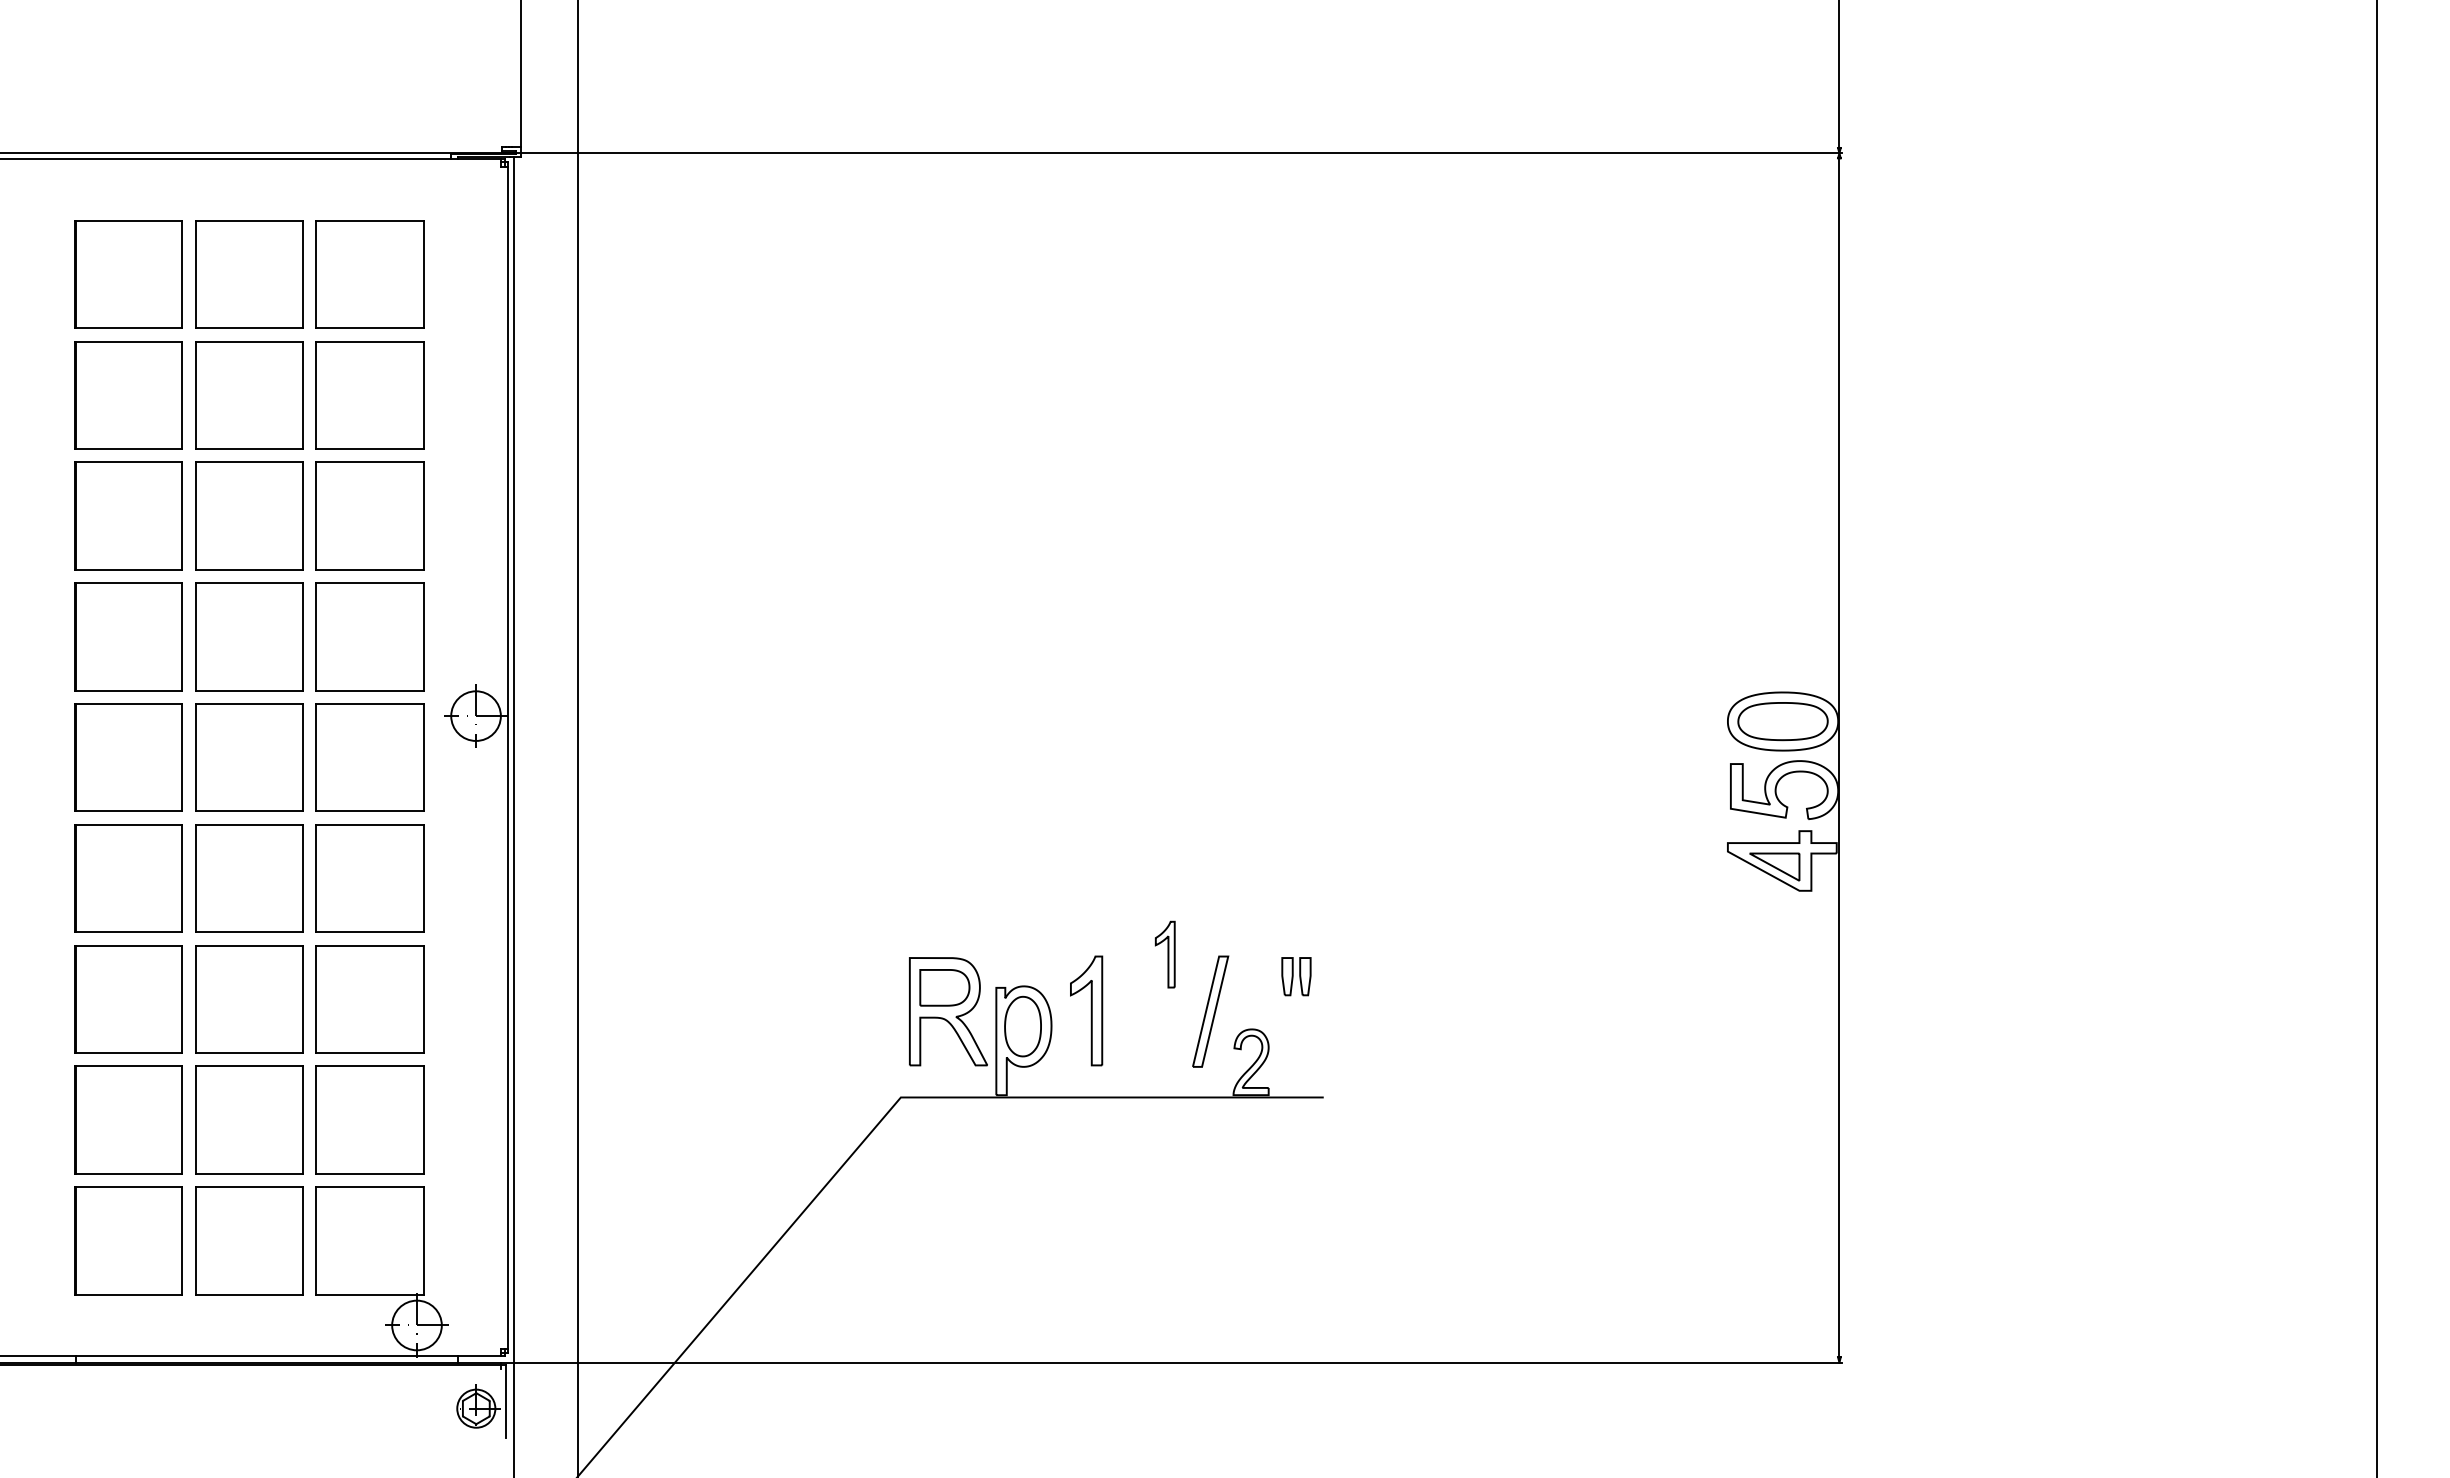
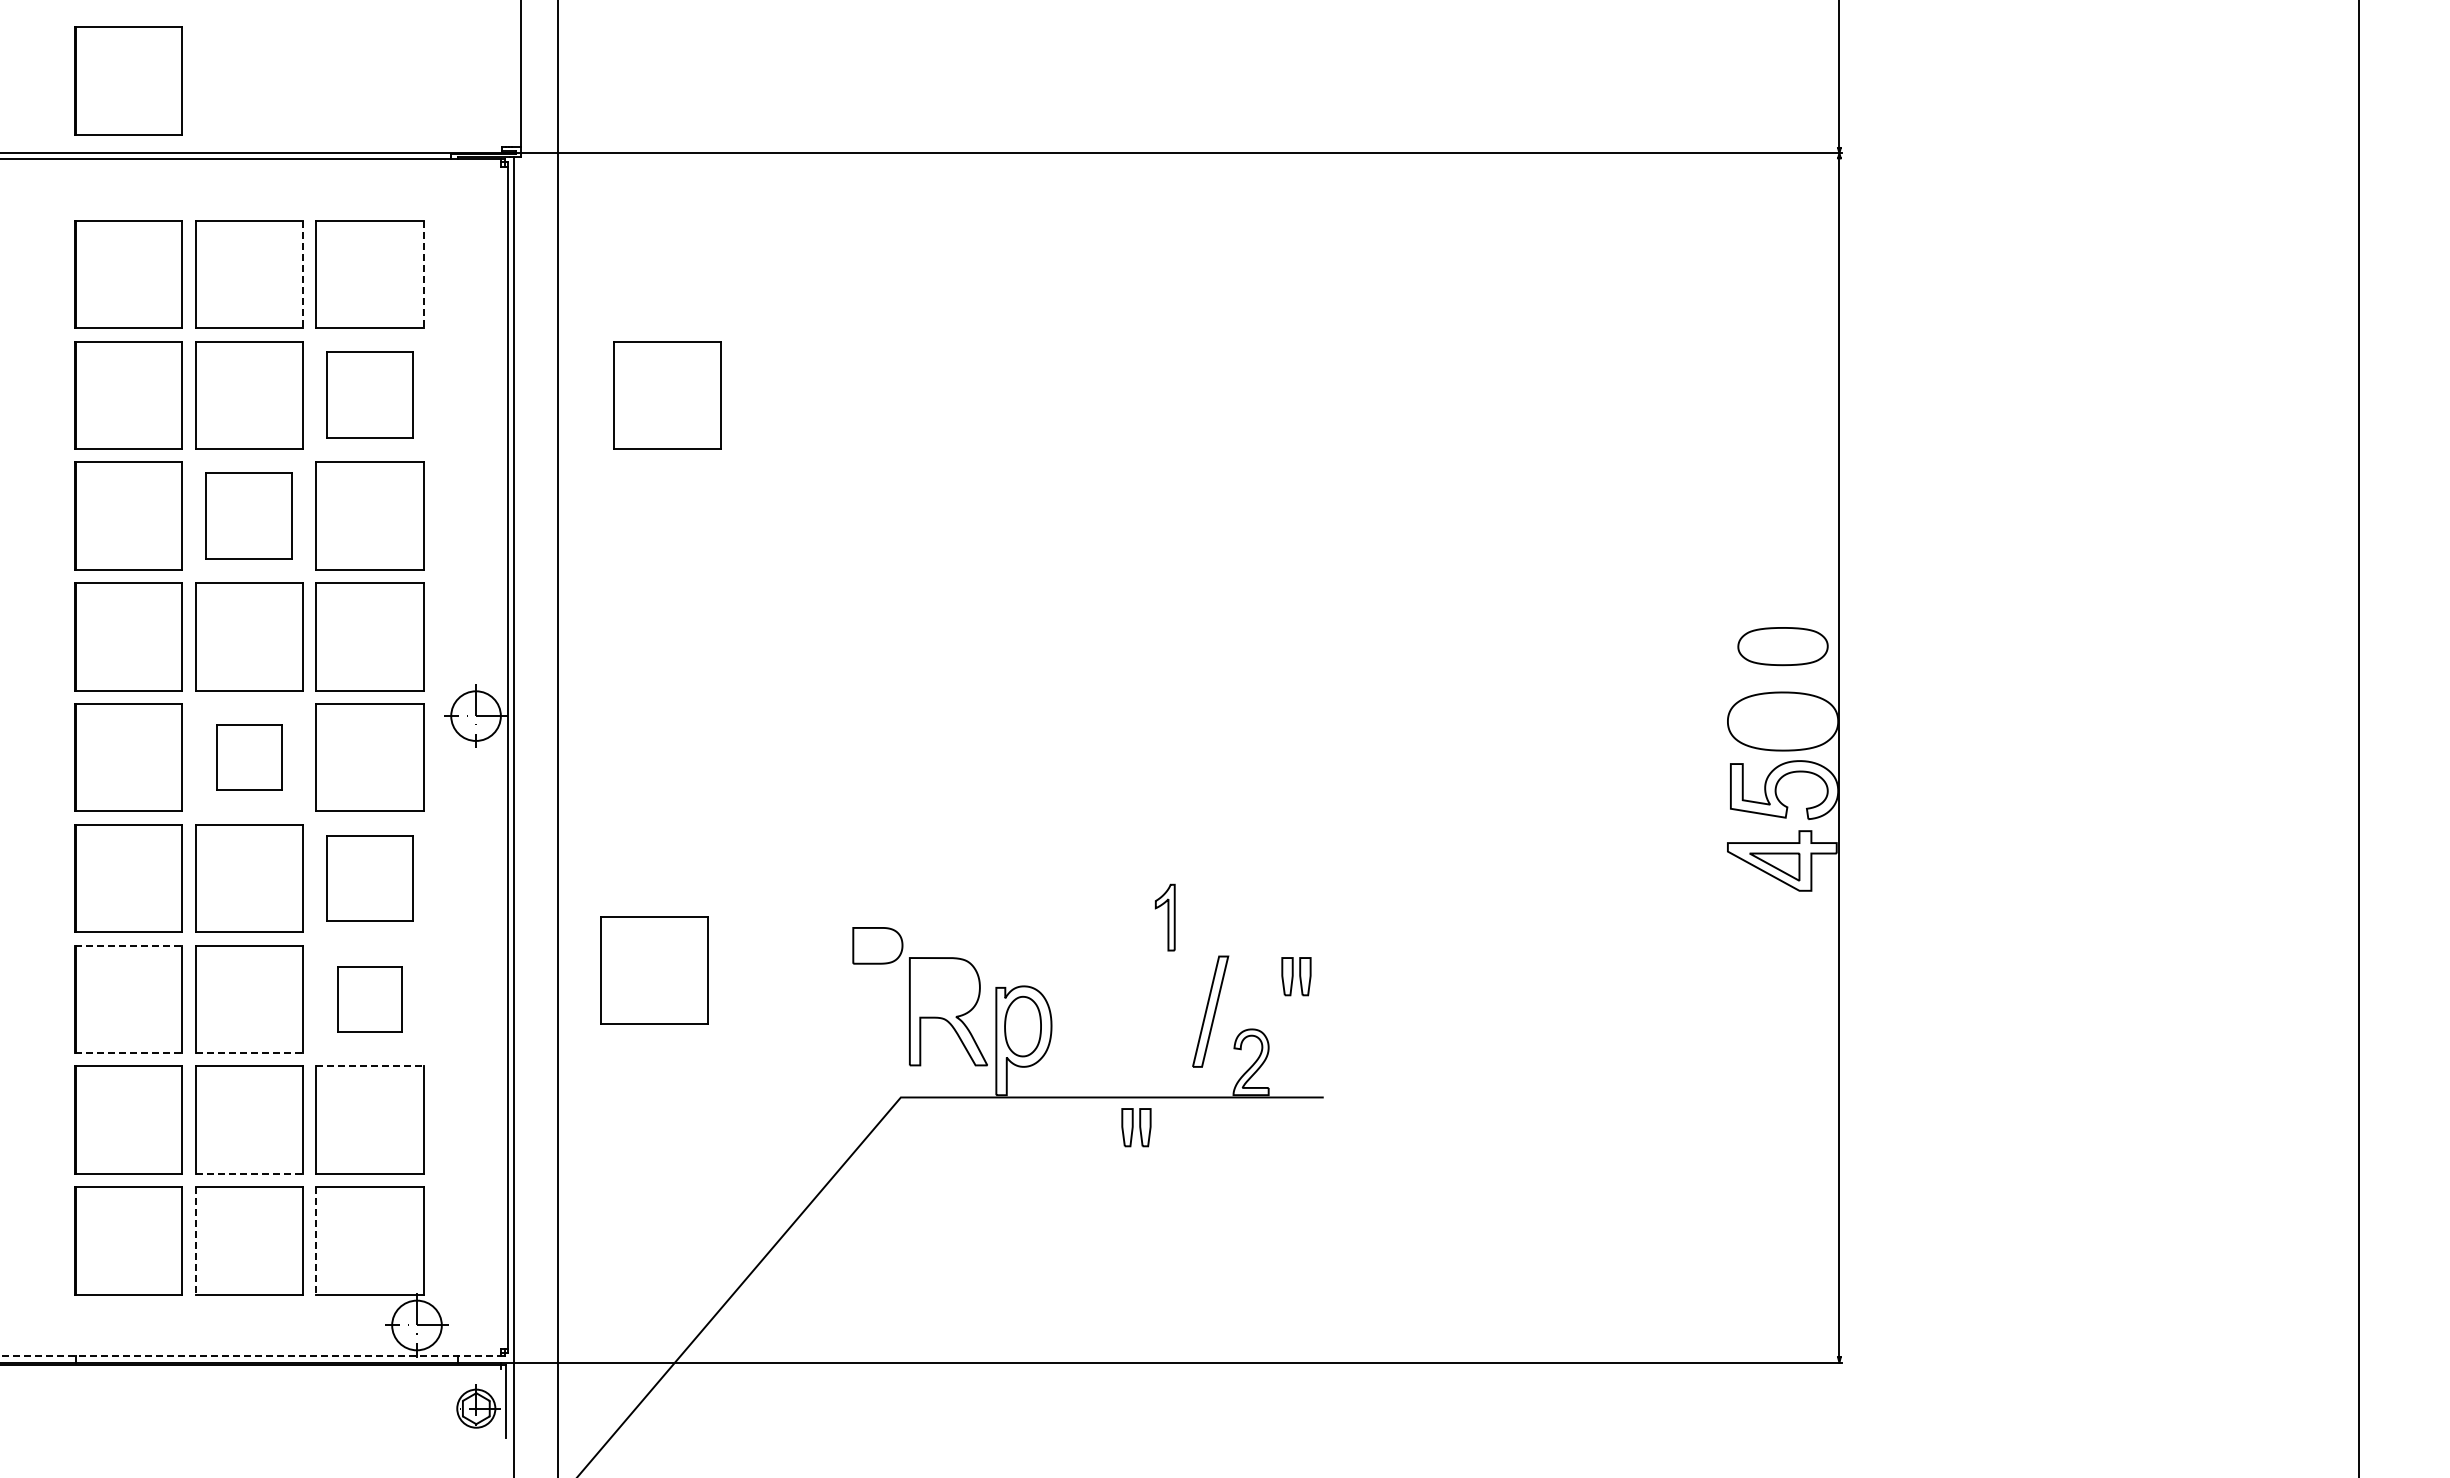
part: none -> present (128, 80)
line: solid -> dashed (302, 274)
line: solid -> dashed (423, 274)
part size: 110x109 px -> 88x88 px (369, 394)
part: none -> present (667, 395)
part size: 109x110 px -> 88x88 px (248, 515)
part position: (1782, 721) -> (1782, 646) (1782, 646)
line position: (578, 738) -> (558, 738) (558, 738)
line position: (2376, 738) -> (2358, 738) (2358, 738)
part size: 109x109 px -> 67x67 px (249, 757)
part size: 110x109 px -> 88x87 px (369, 878)
line: solid -> dashed (128, 945)
part position: (1164, 954) -> (1164, 917) (1164, 917)
part: none -> present (654, 970)
part position: (944, 987) -> (877, 945) (877, 945)
part size: 110x109 px -> 66x67 px (369, 999)
part: present -> none (1086, 1010)
line: solid -> dashed (128, 1053)
line: solid -> dashed (249, 1053)
line: solid -> dashed (370, 1066)
part: none -> present (1136, 1127)
line: solid -> dashed (249, 1173)
line: solid -> dashed (195, 1240)
line: solid -> dashed (316, 1240)
line: solid -> dashed (250, 1356)
